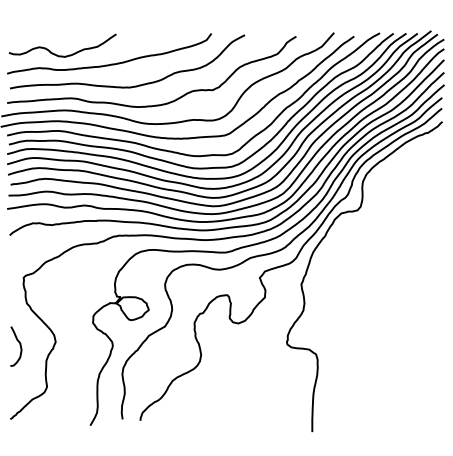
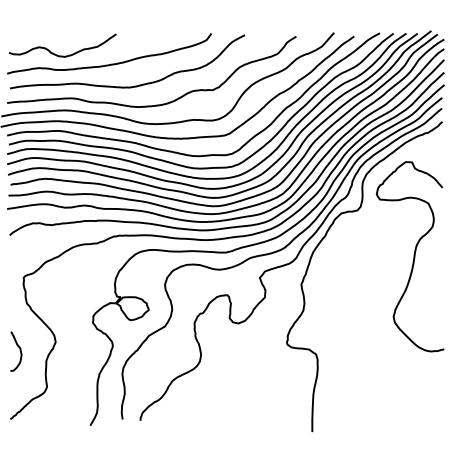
curve: none -> present (413, 256)
curve position: (19, 345) -> (19, 350) (19, 350)
